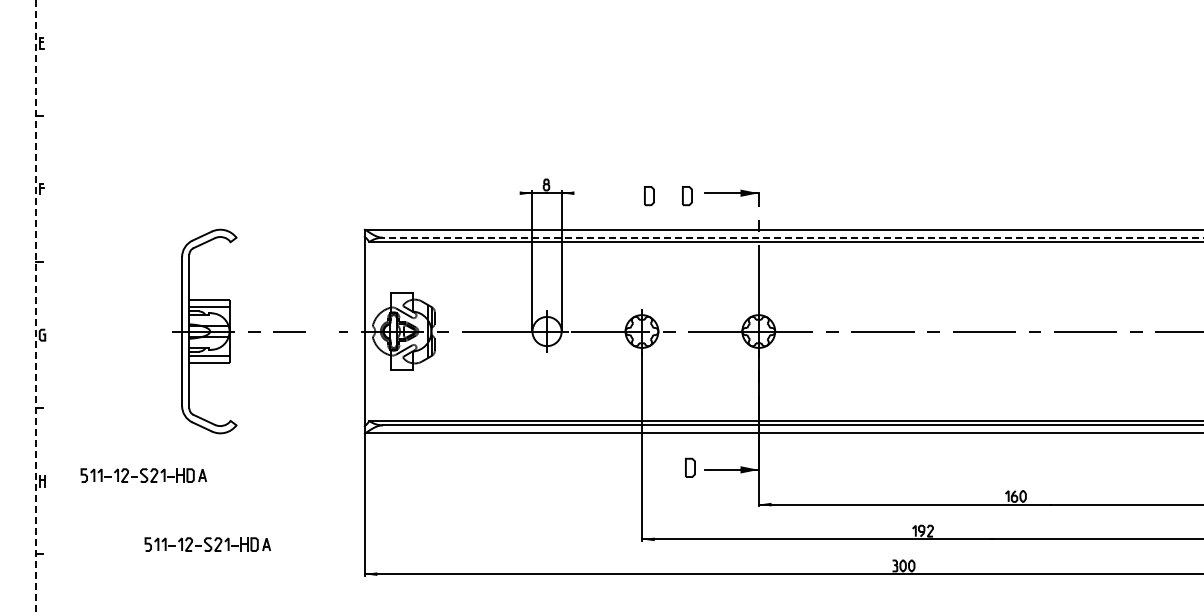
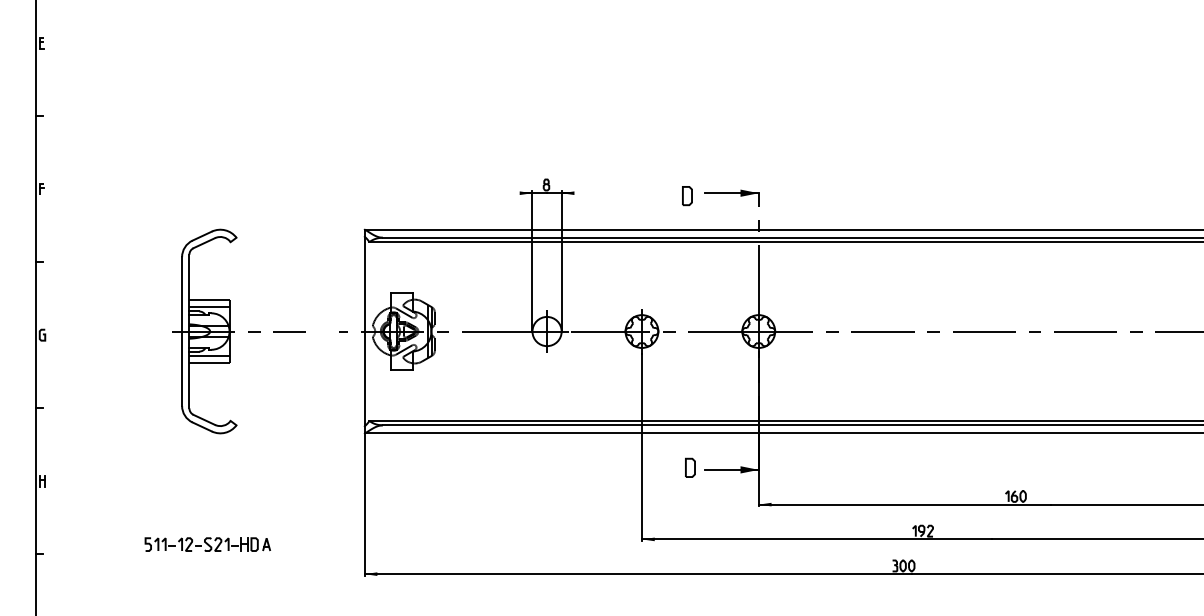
part: present -> none (649, 196)
line: dashed -> solid (792, 237)
line: dashed -> solid (36, 307)
part: present -> none (143, 475)
